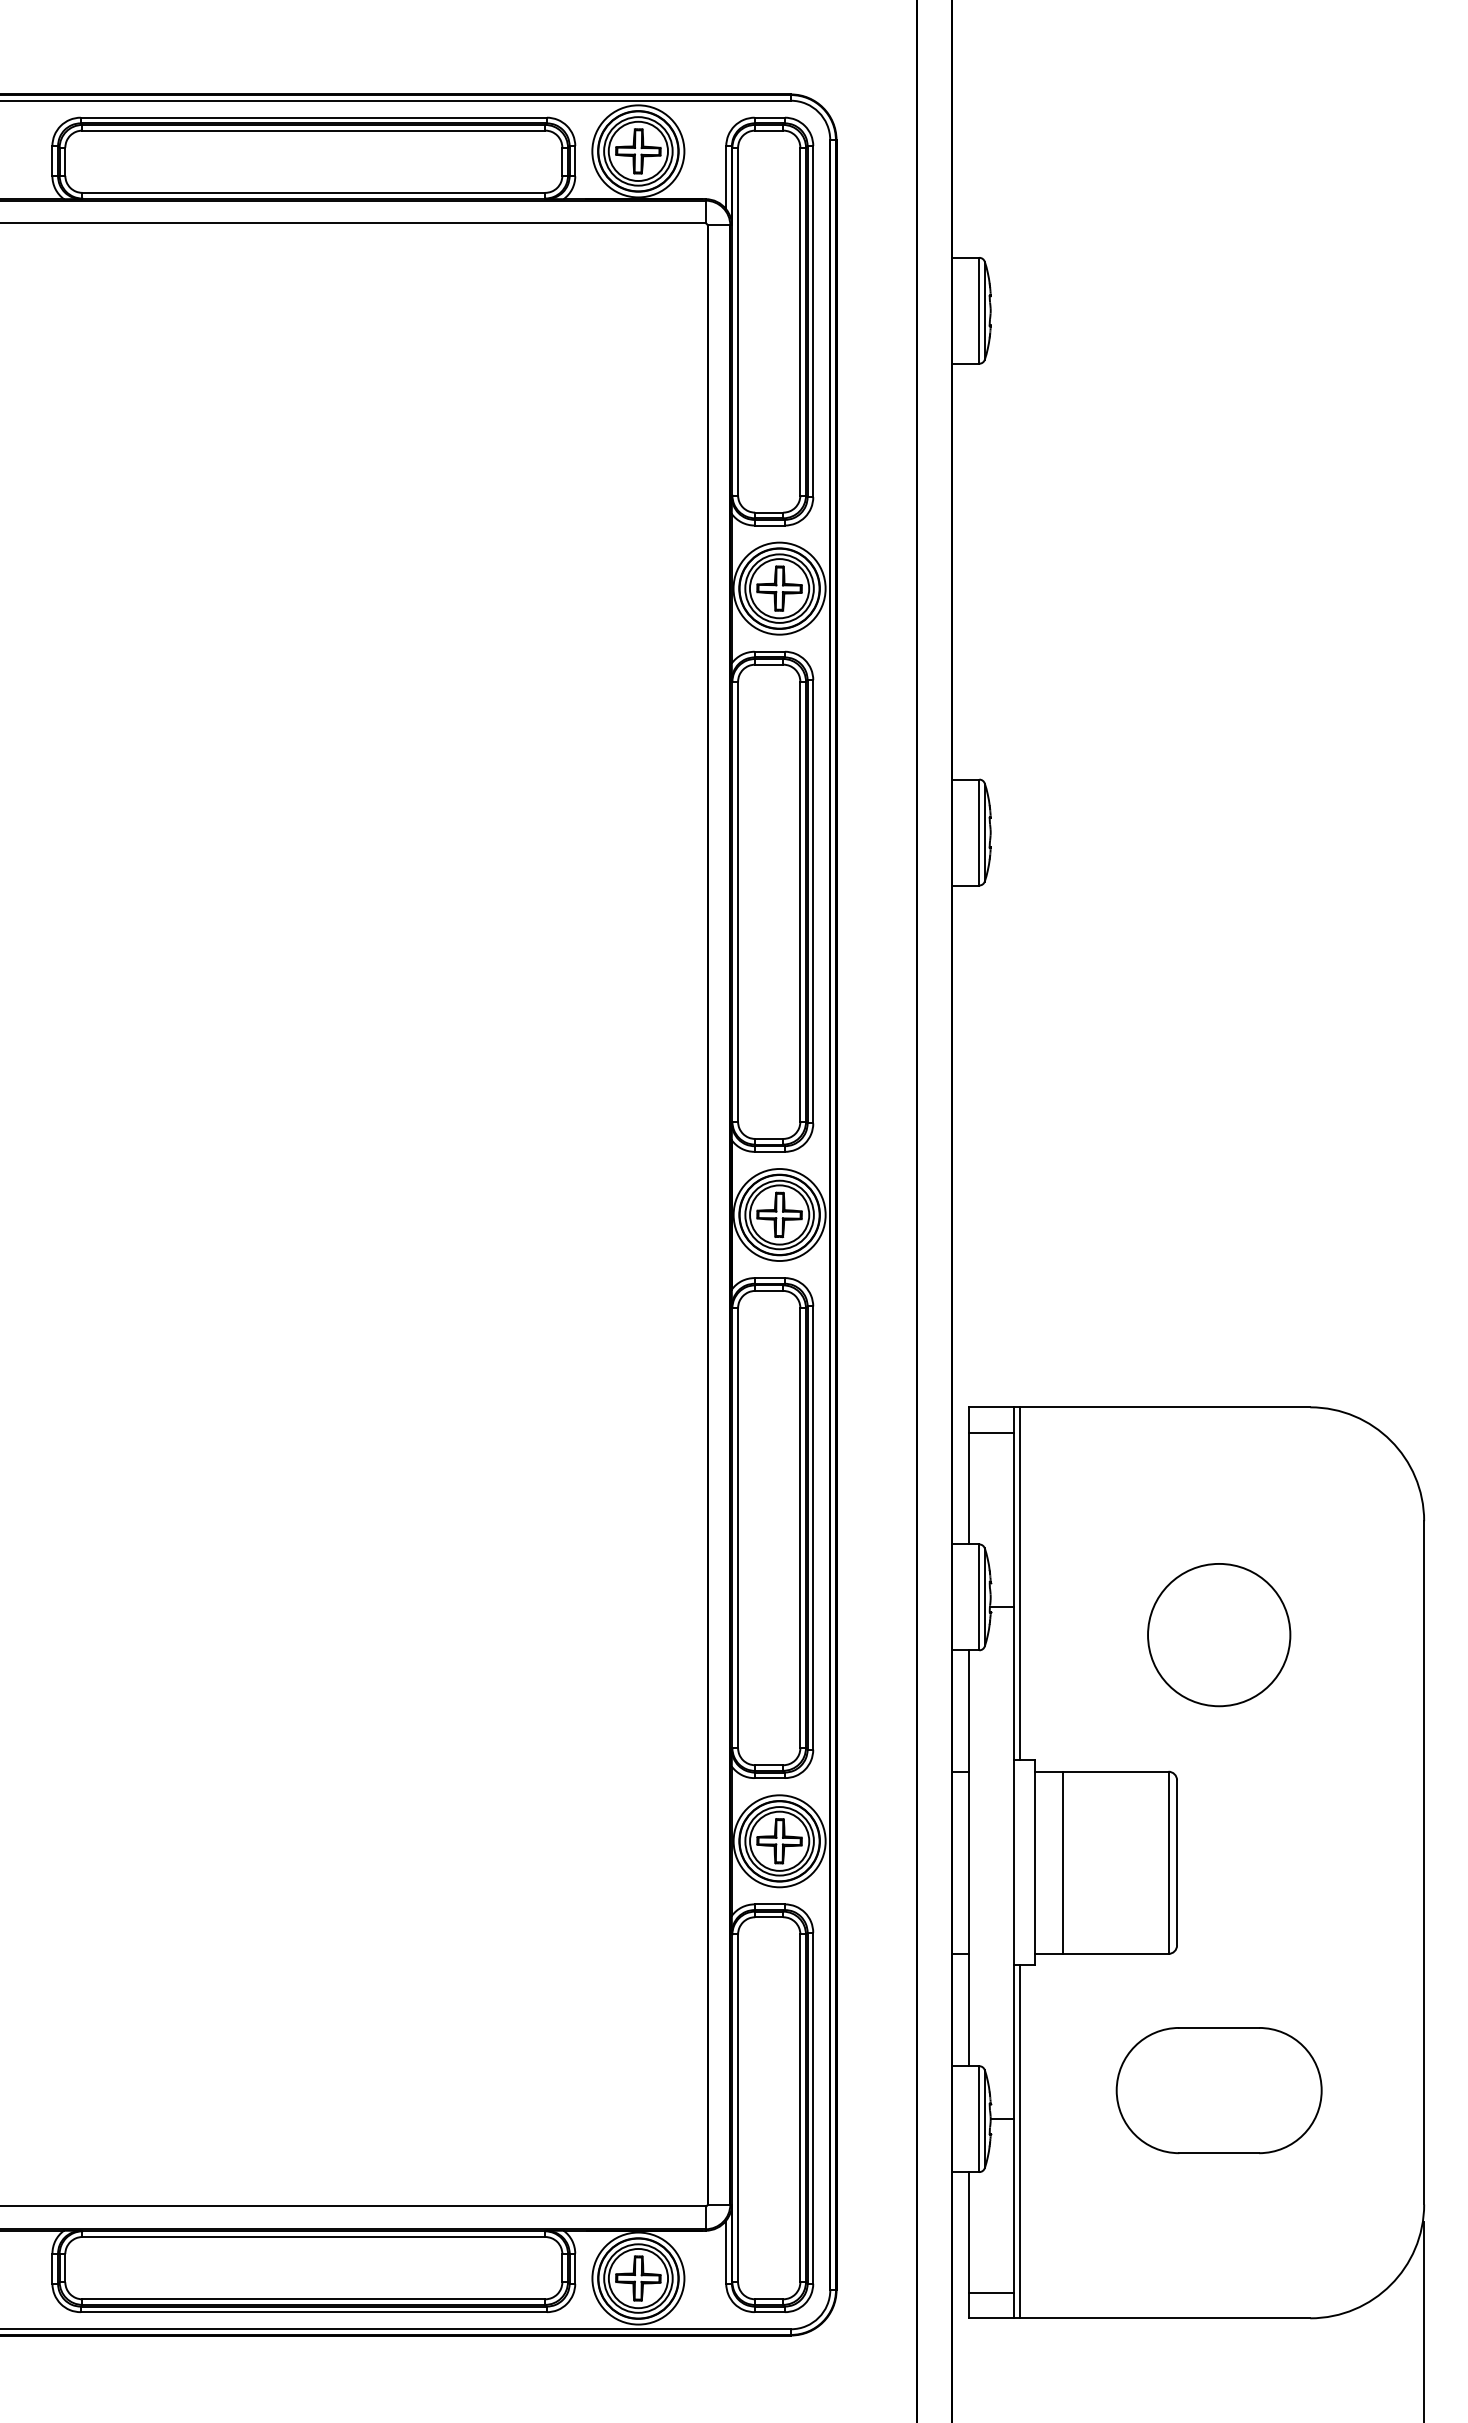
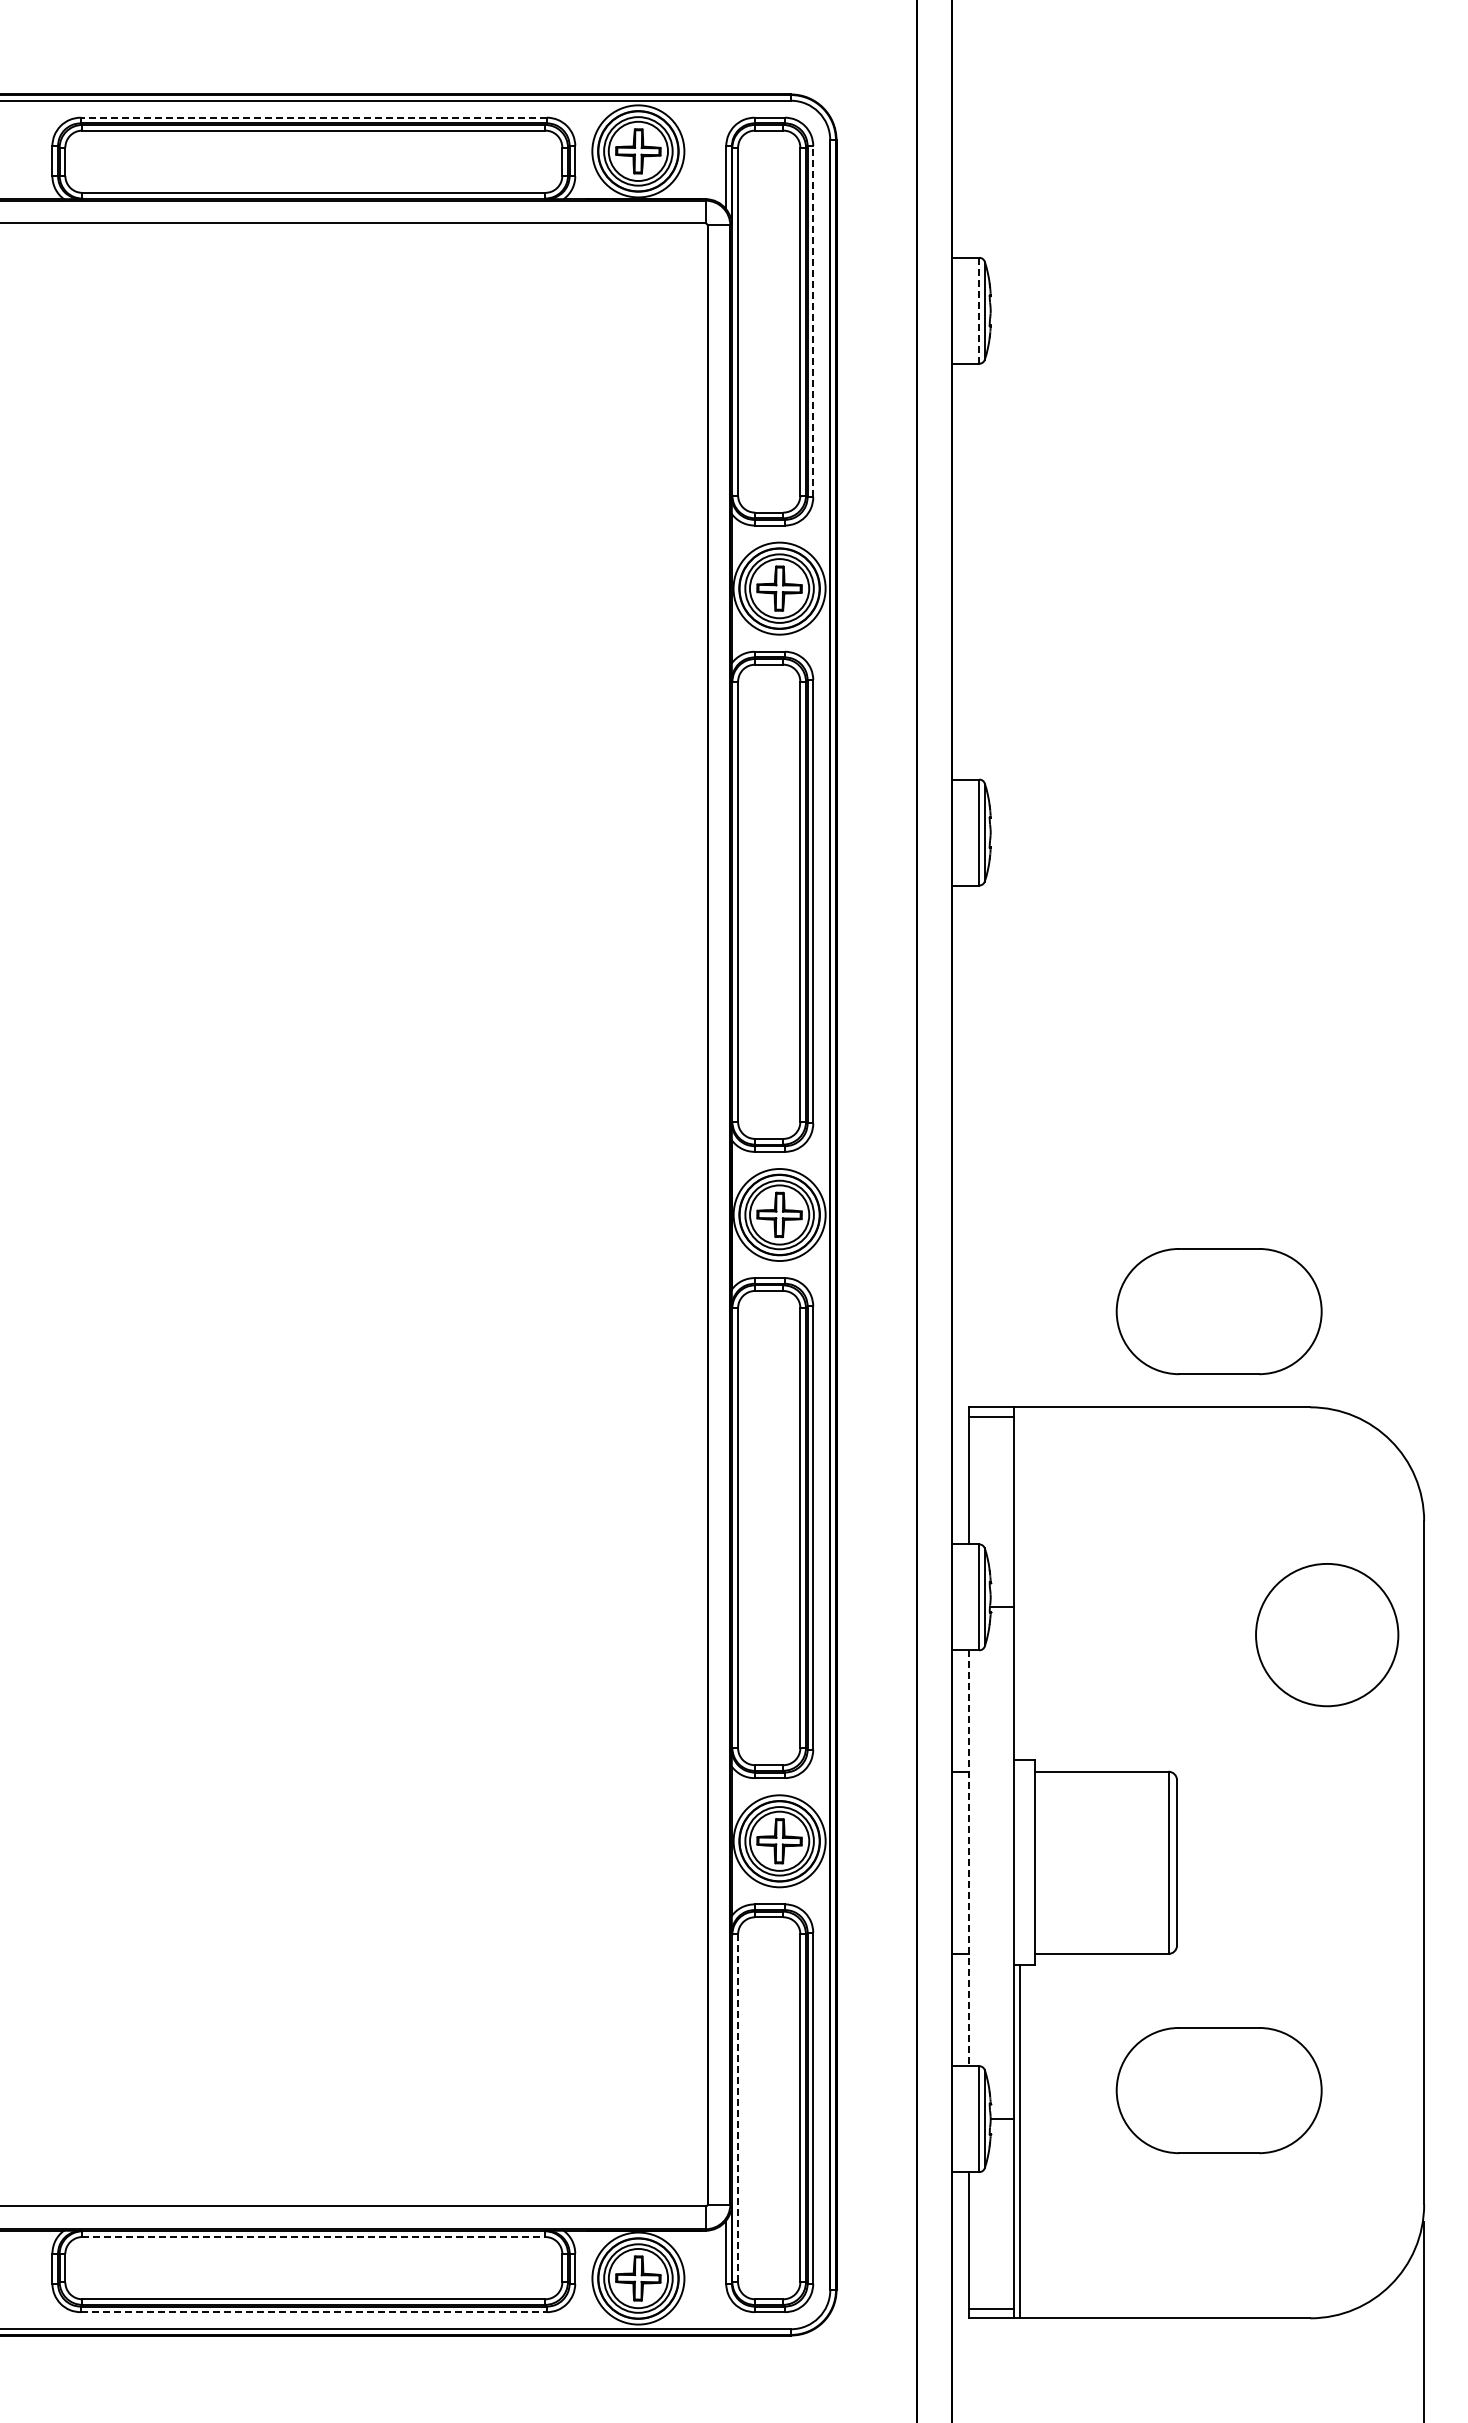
line: solid -> dashed (313, 117)
line: solid -> dashed (979, 310)
line: solid -> dashed (813, 321)
part: none -> present (1218, 1311)
line position: (991, 1432) -> (991, 1416) (991, 1416)
line: present -> none (1019, 1583)
circle position: (1219, 1635) -> (1327, 1635) (1327, 1635)
line: solid -> dashed (968, 1858)
line: present -> none (1063, 1862)
line: solid -> dashed (738, 2108)
line: solid -> dashed (314, 2237)
line position: (991, 2292) -> (991, 2308) (991, 2308)
line: solid -> dashed (314, 2312)
